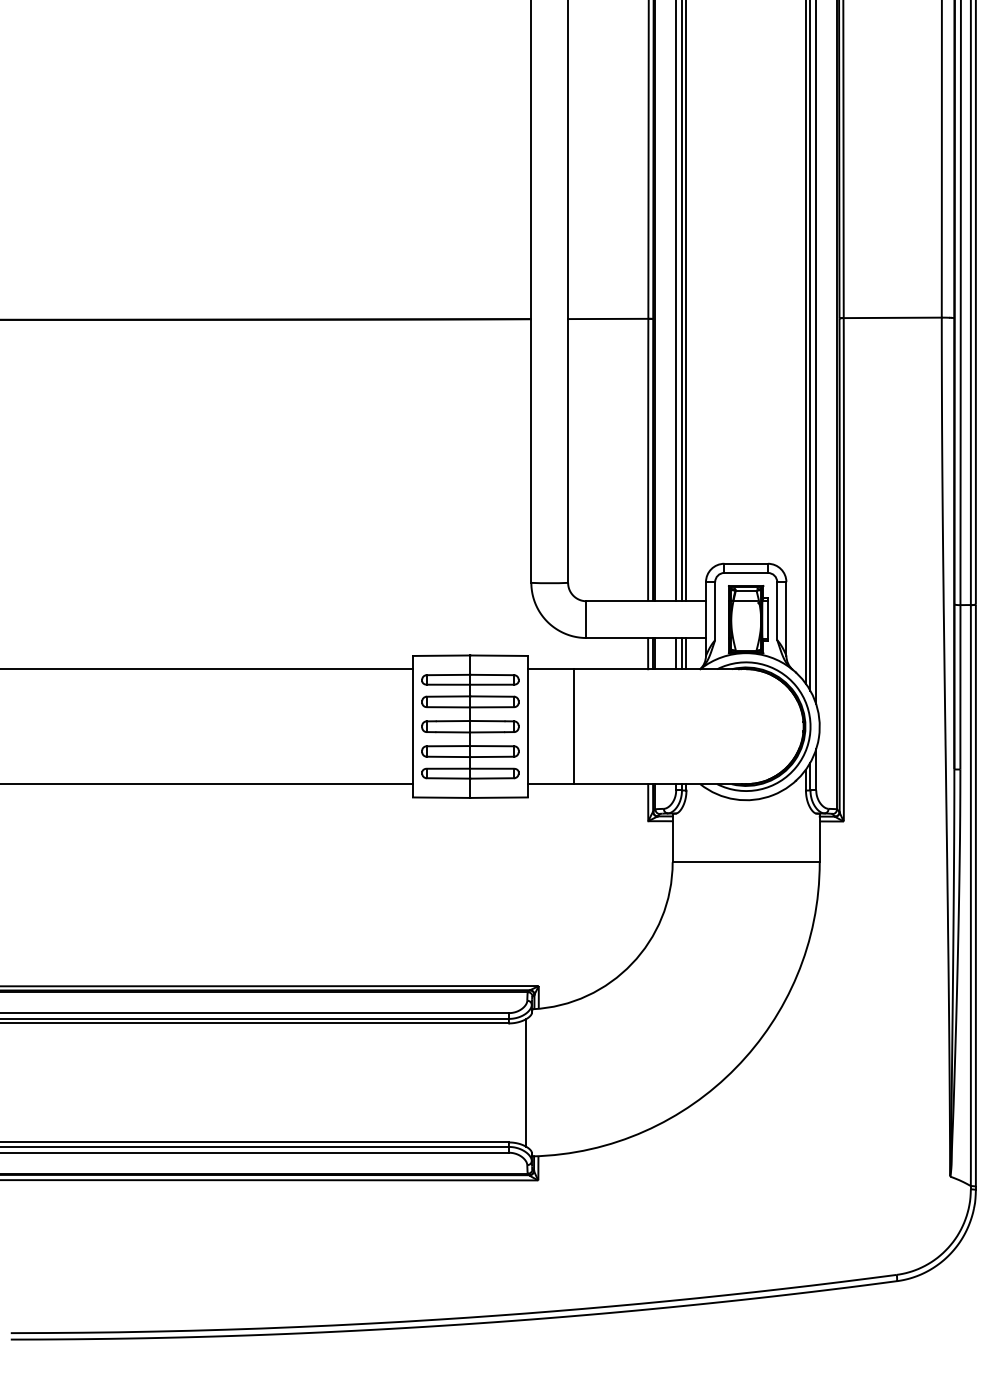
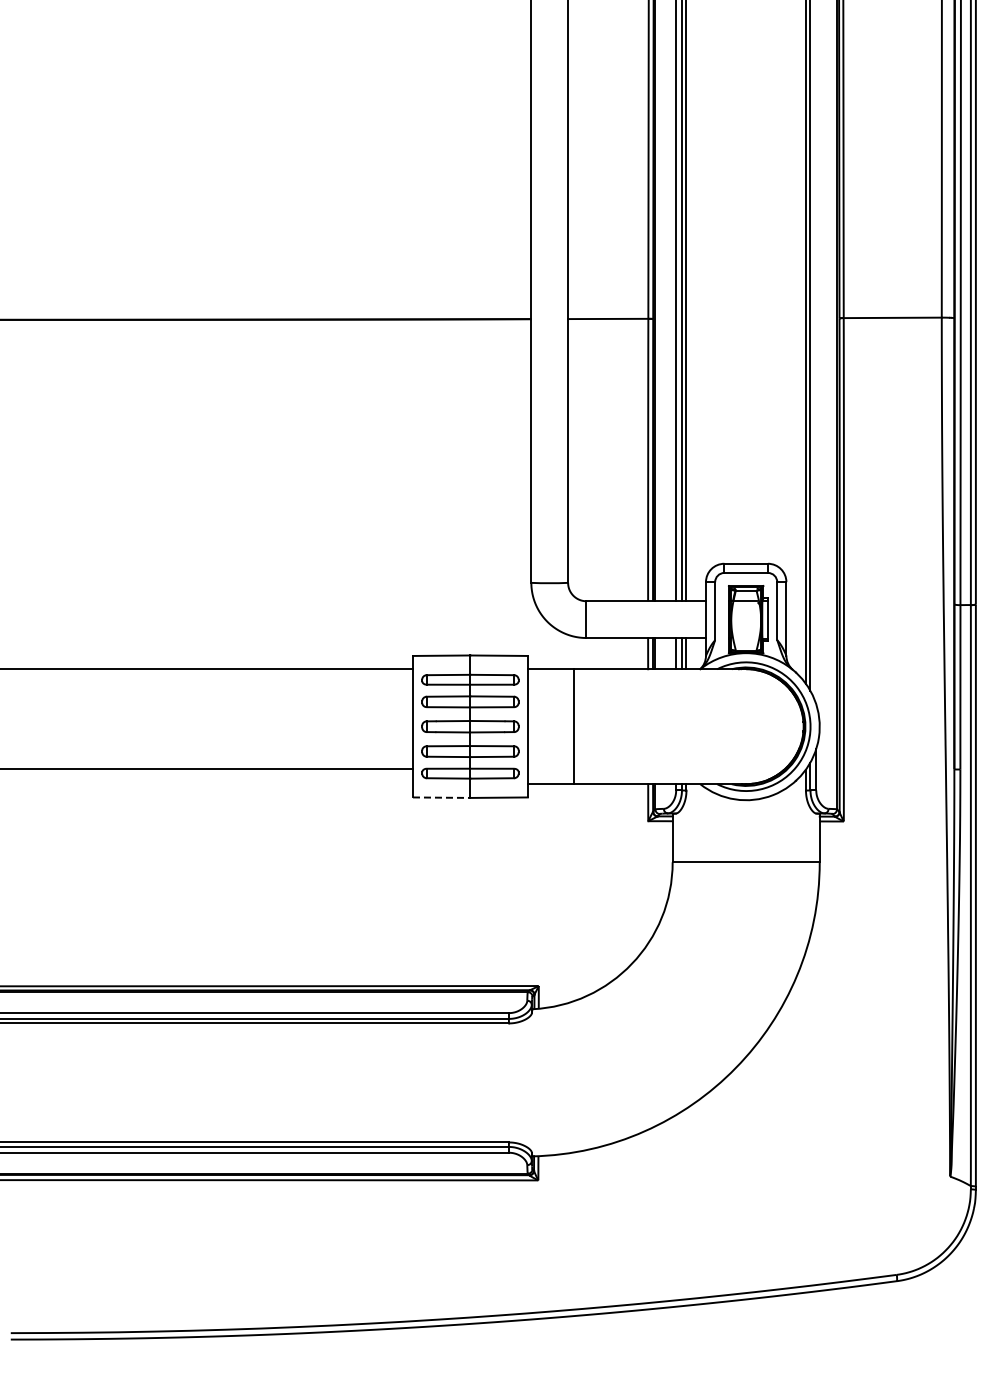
line: present -> none (816, 353)
line position: (207, 784) -> (207, 769) (207, 769)
line: solid -> dashed (441, 797)
line: present -> none (525, 1082)
